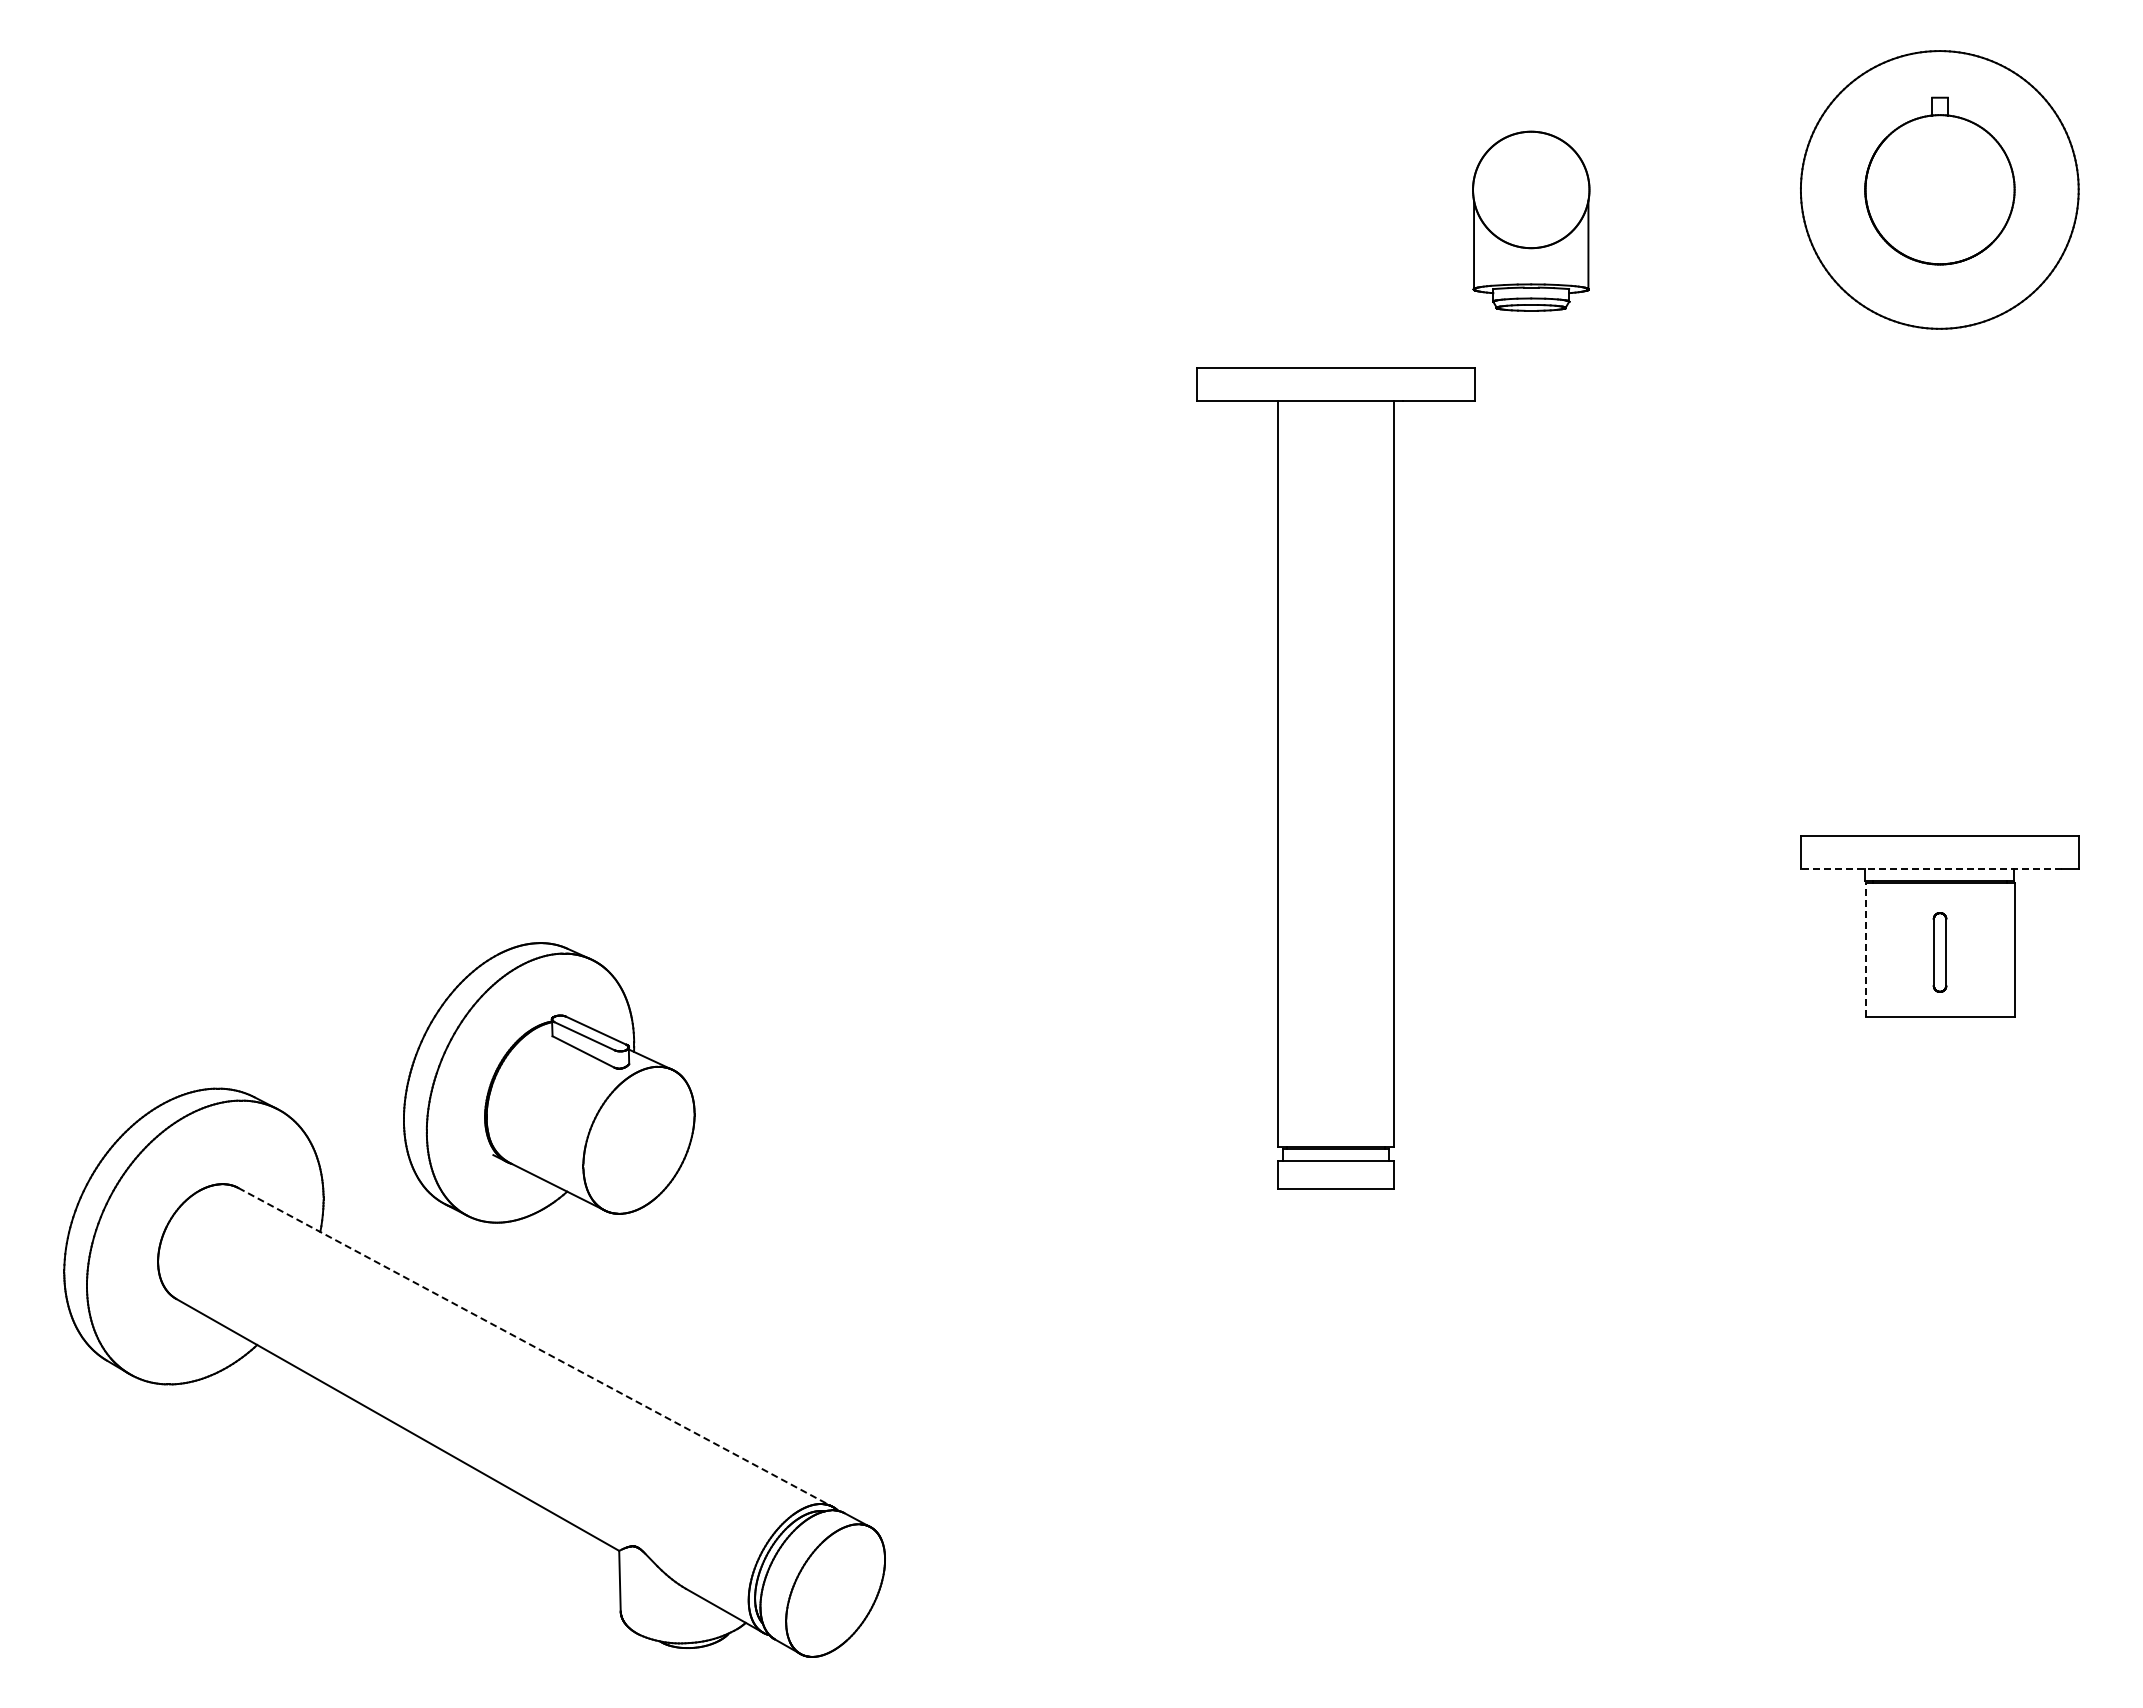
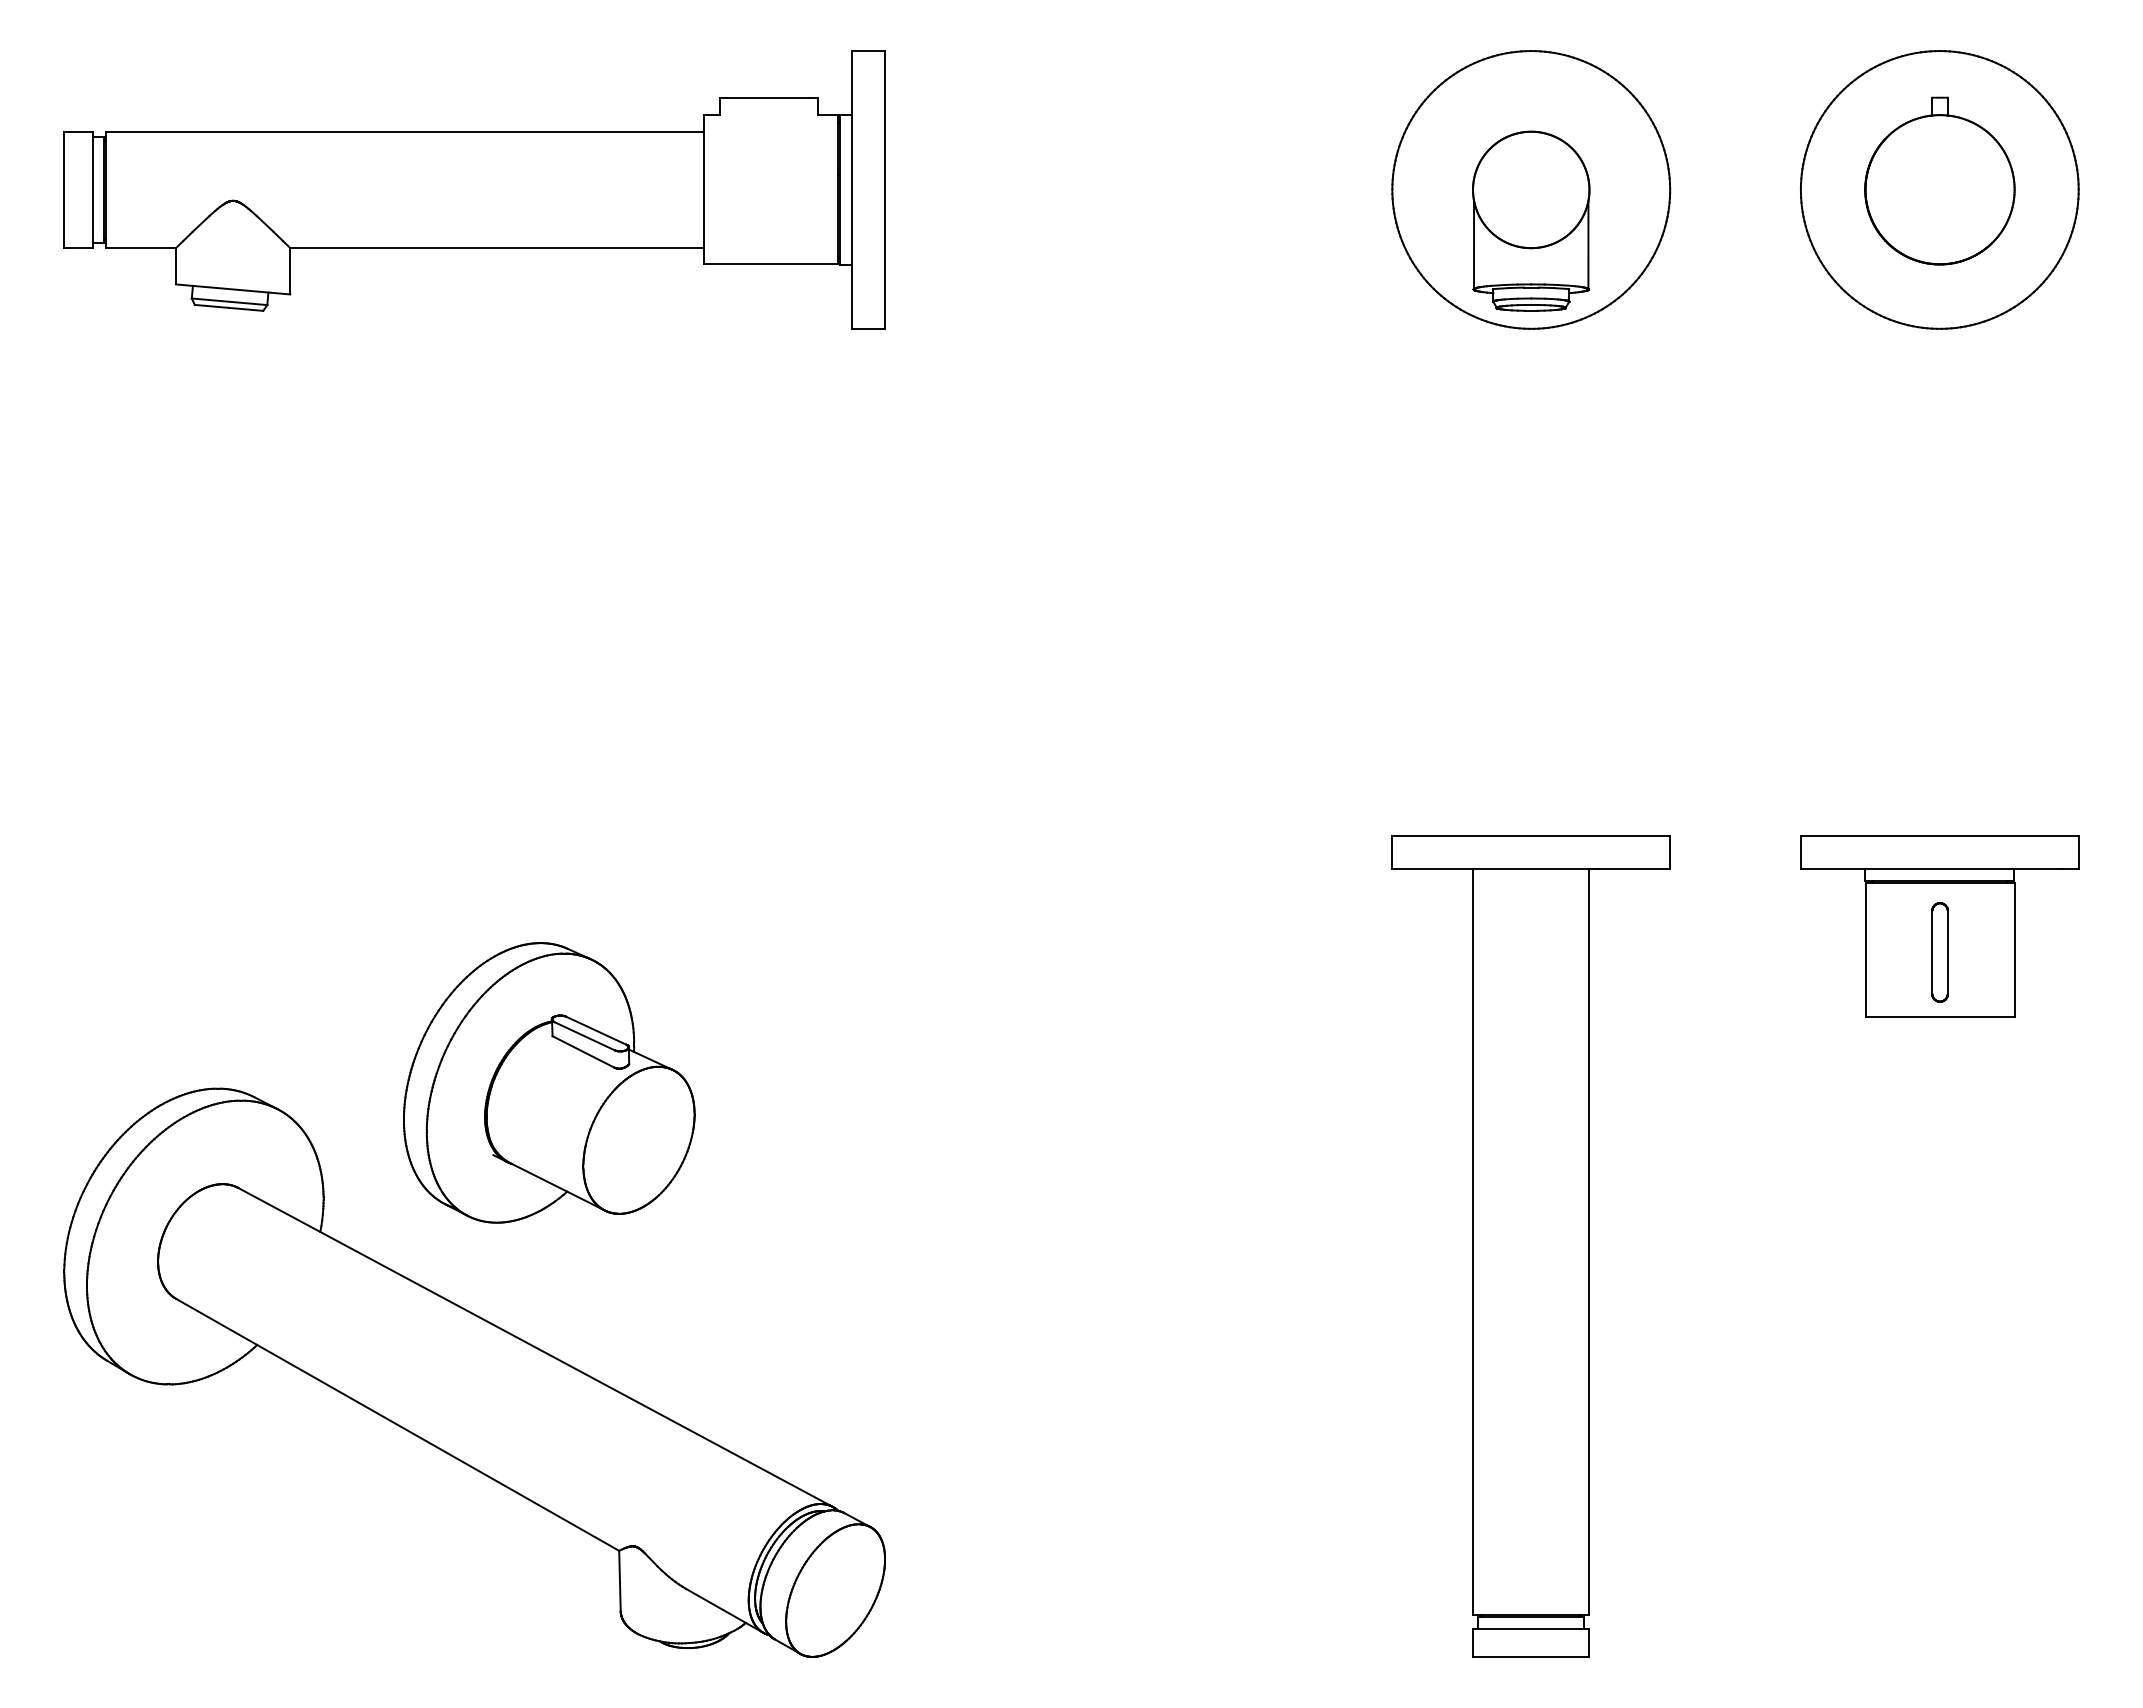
part: none -> present (474, 189)
part: none -> present (1531, 189)
part position: (1335, 778) -> (1530, 1246) (1530, 1246)
line: dashed -> solid (1930, 868)
line: dashed -> solid (1865, 949)
part size: 16x81 px -> 18x101 px (1939, 952)
line: dashed -> solid (535, 1347)
